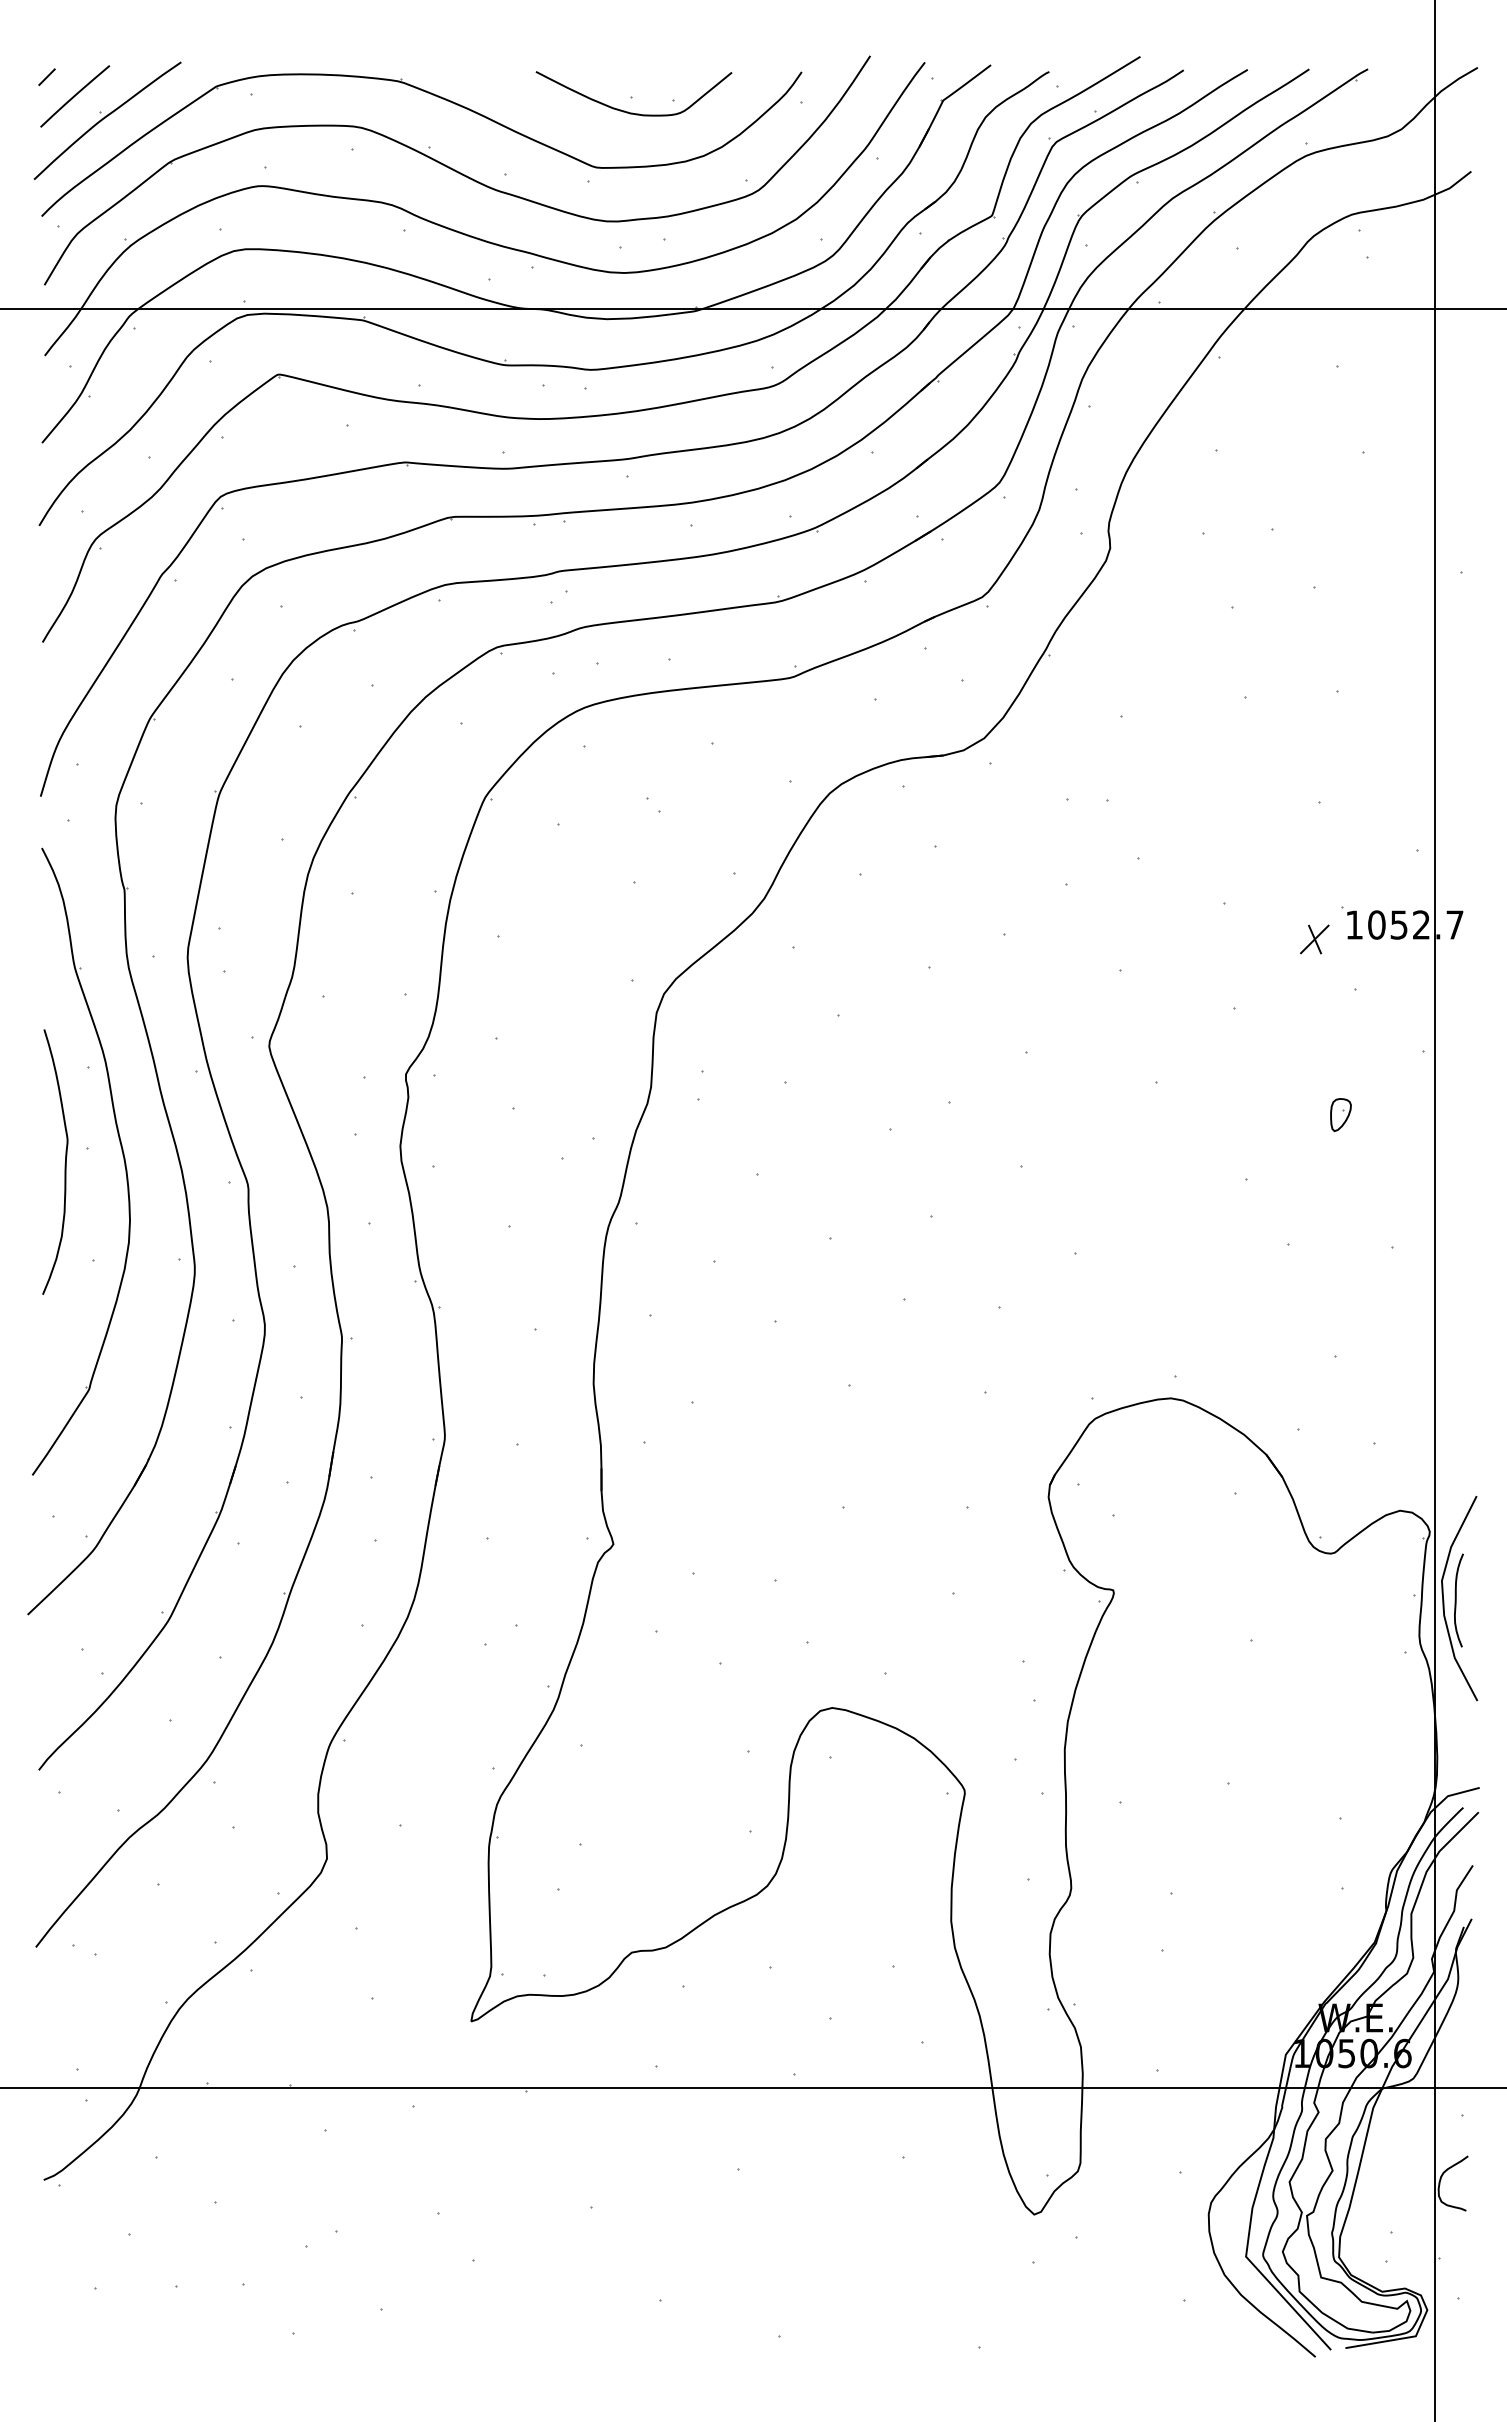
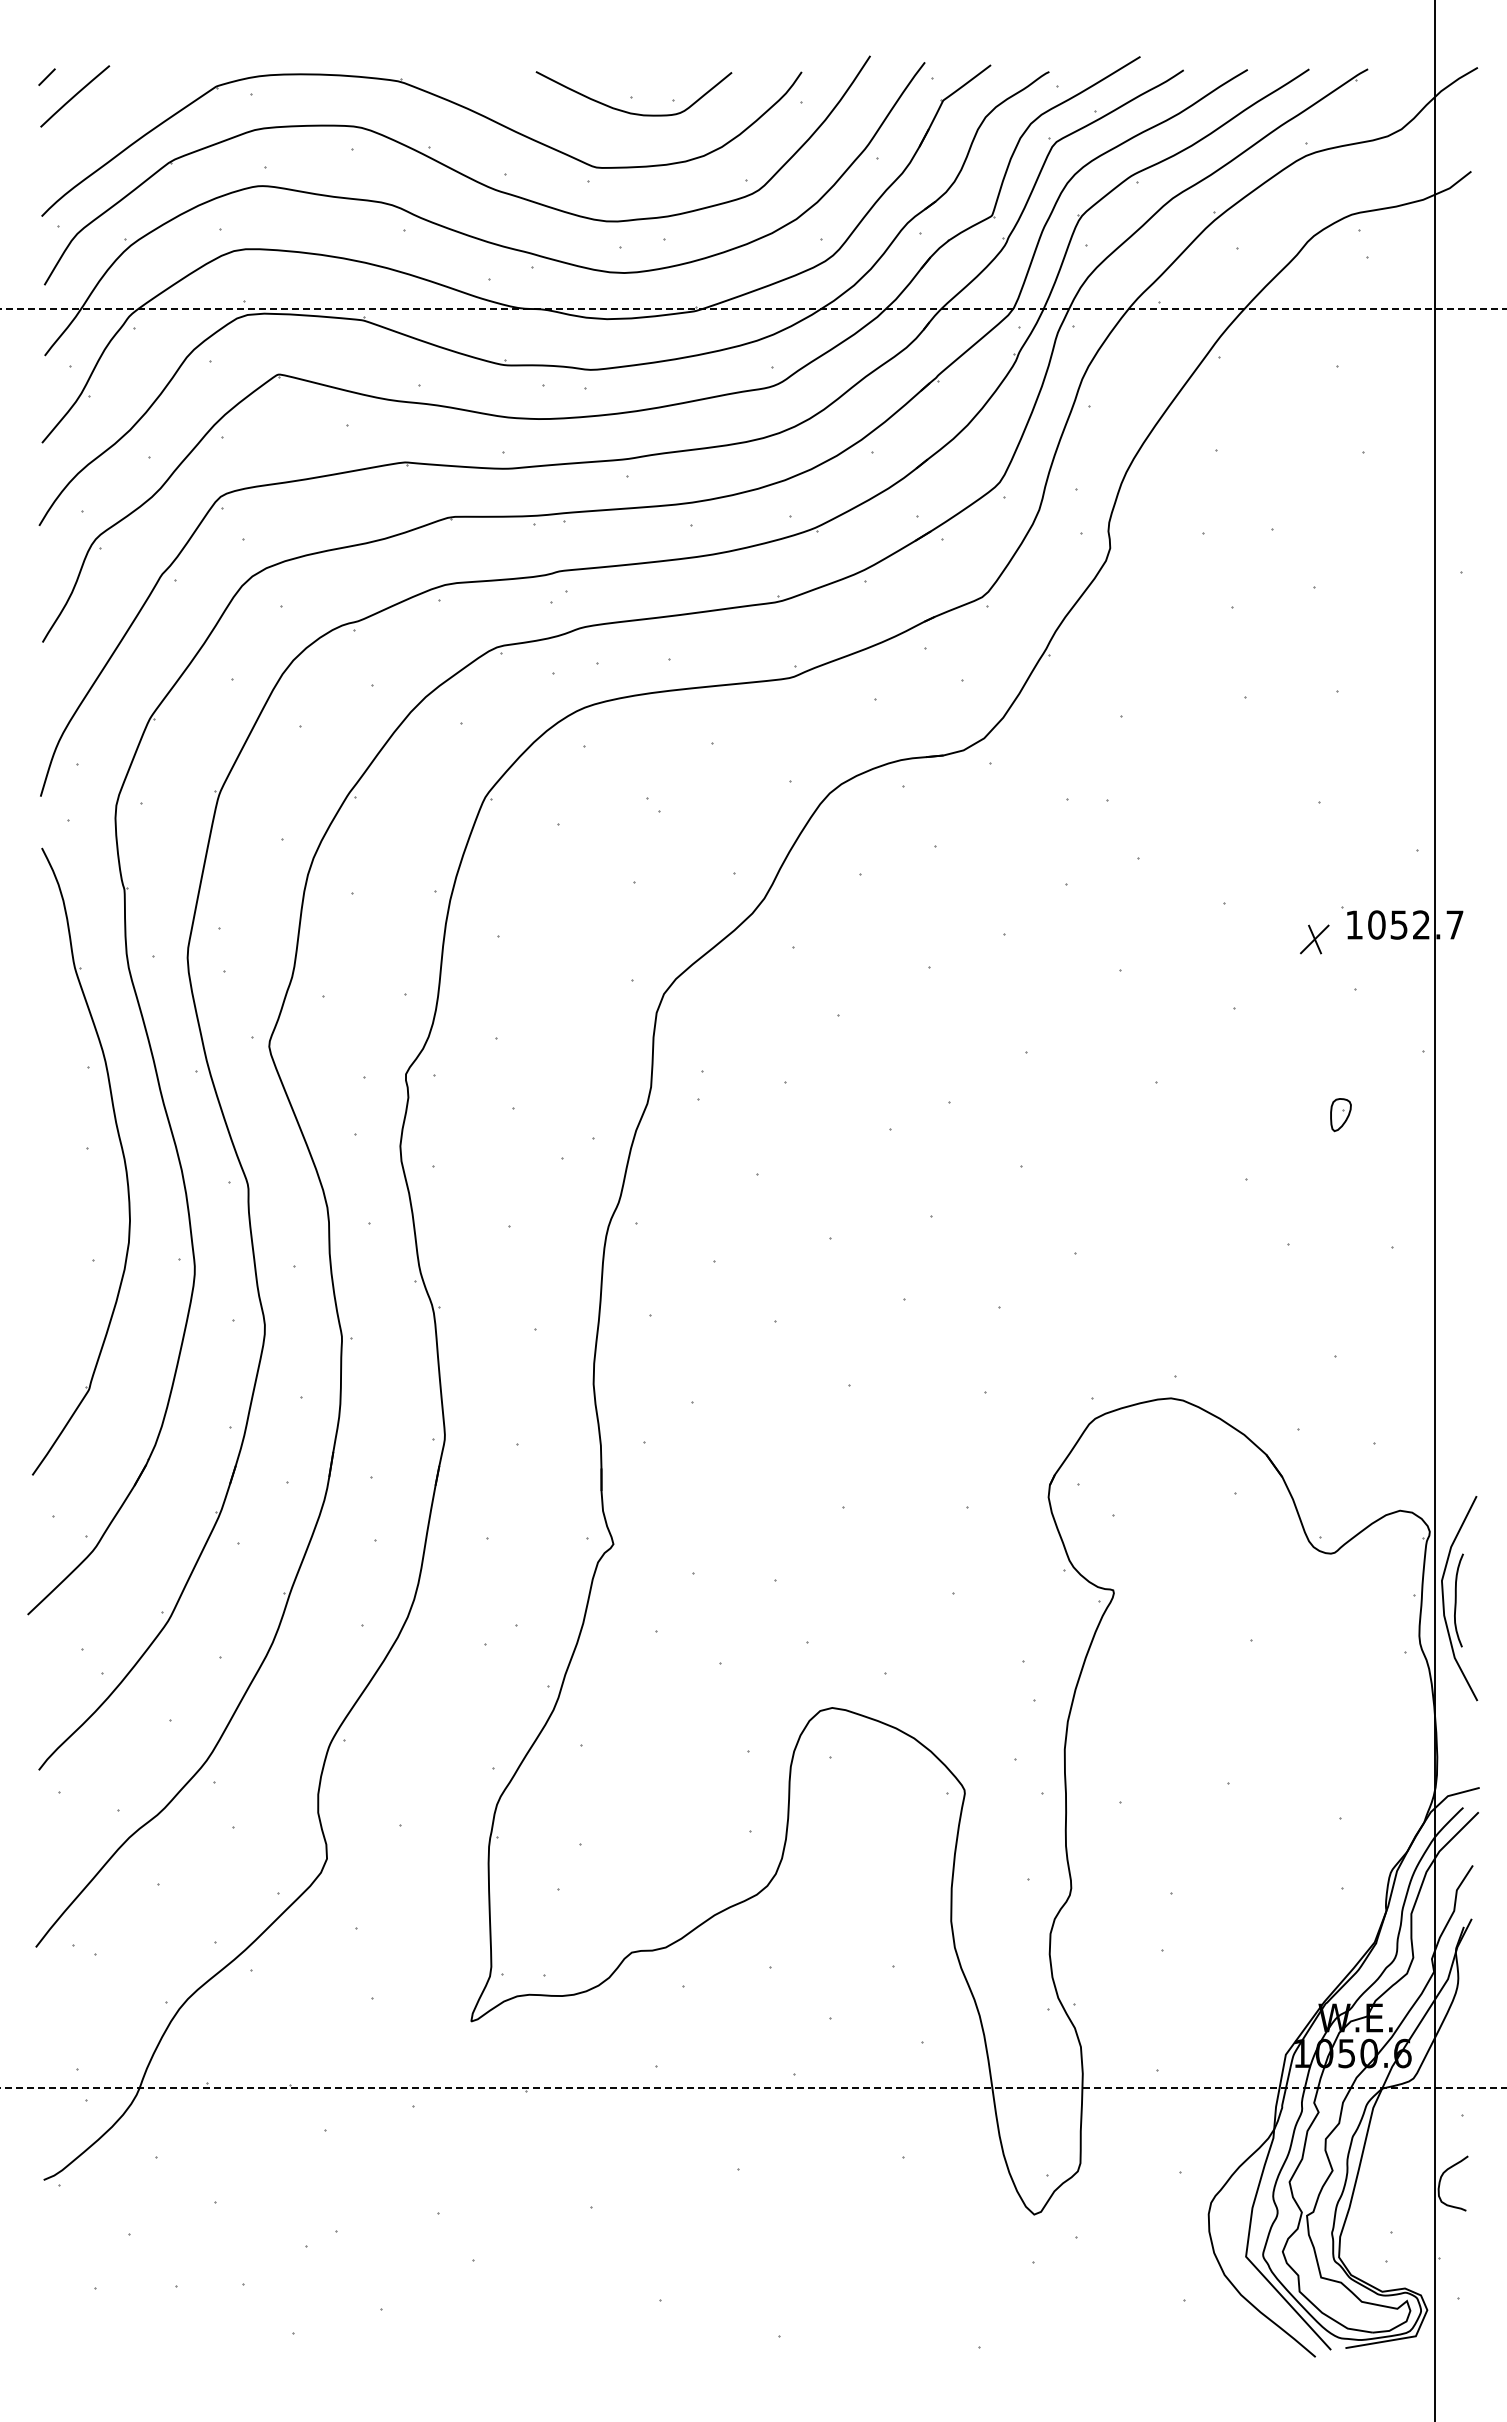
part: present -> none (107, 120)
line: solid -> dashed (753, 308)
curve: present -> none (64, 1164)
line: solid -> dashed (753, 2087)
